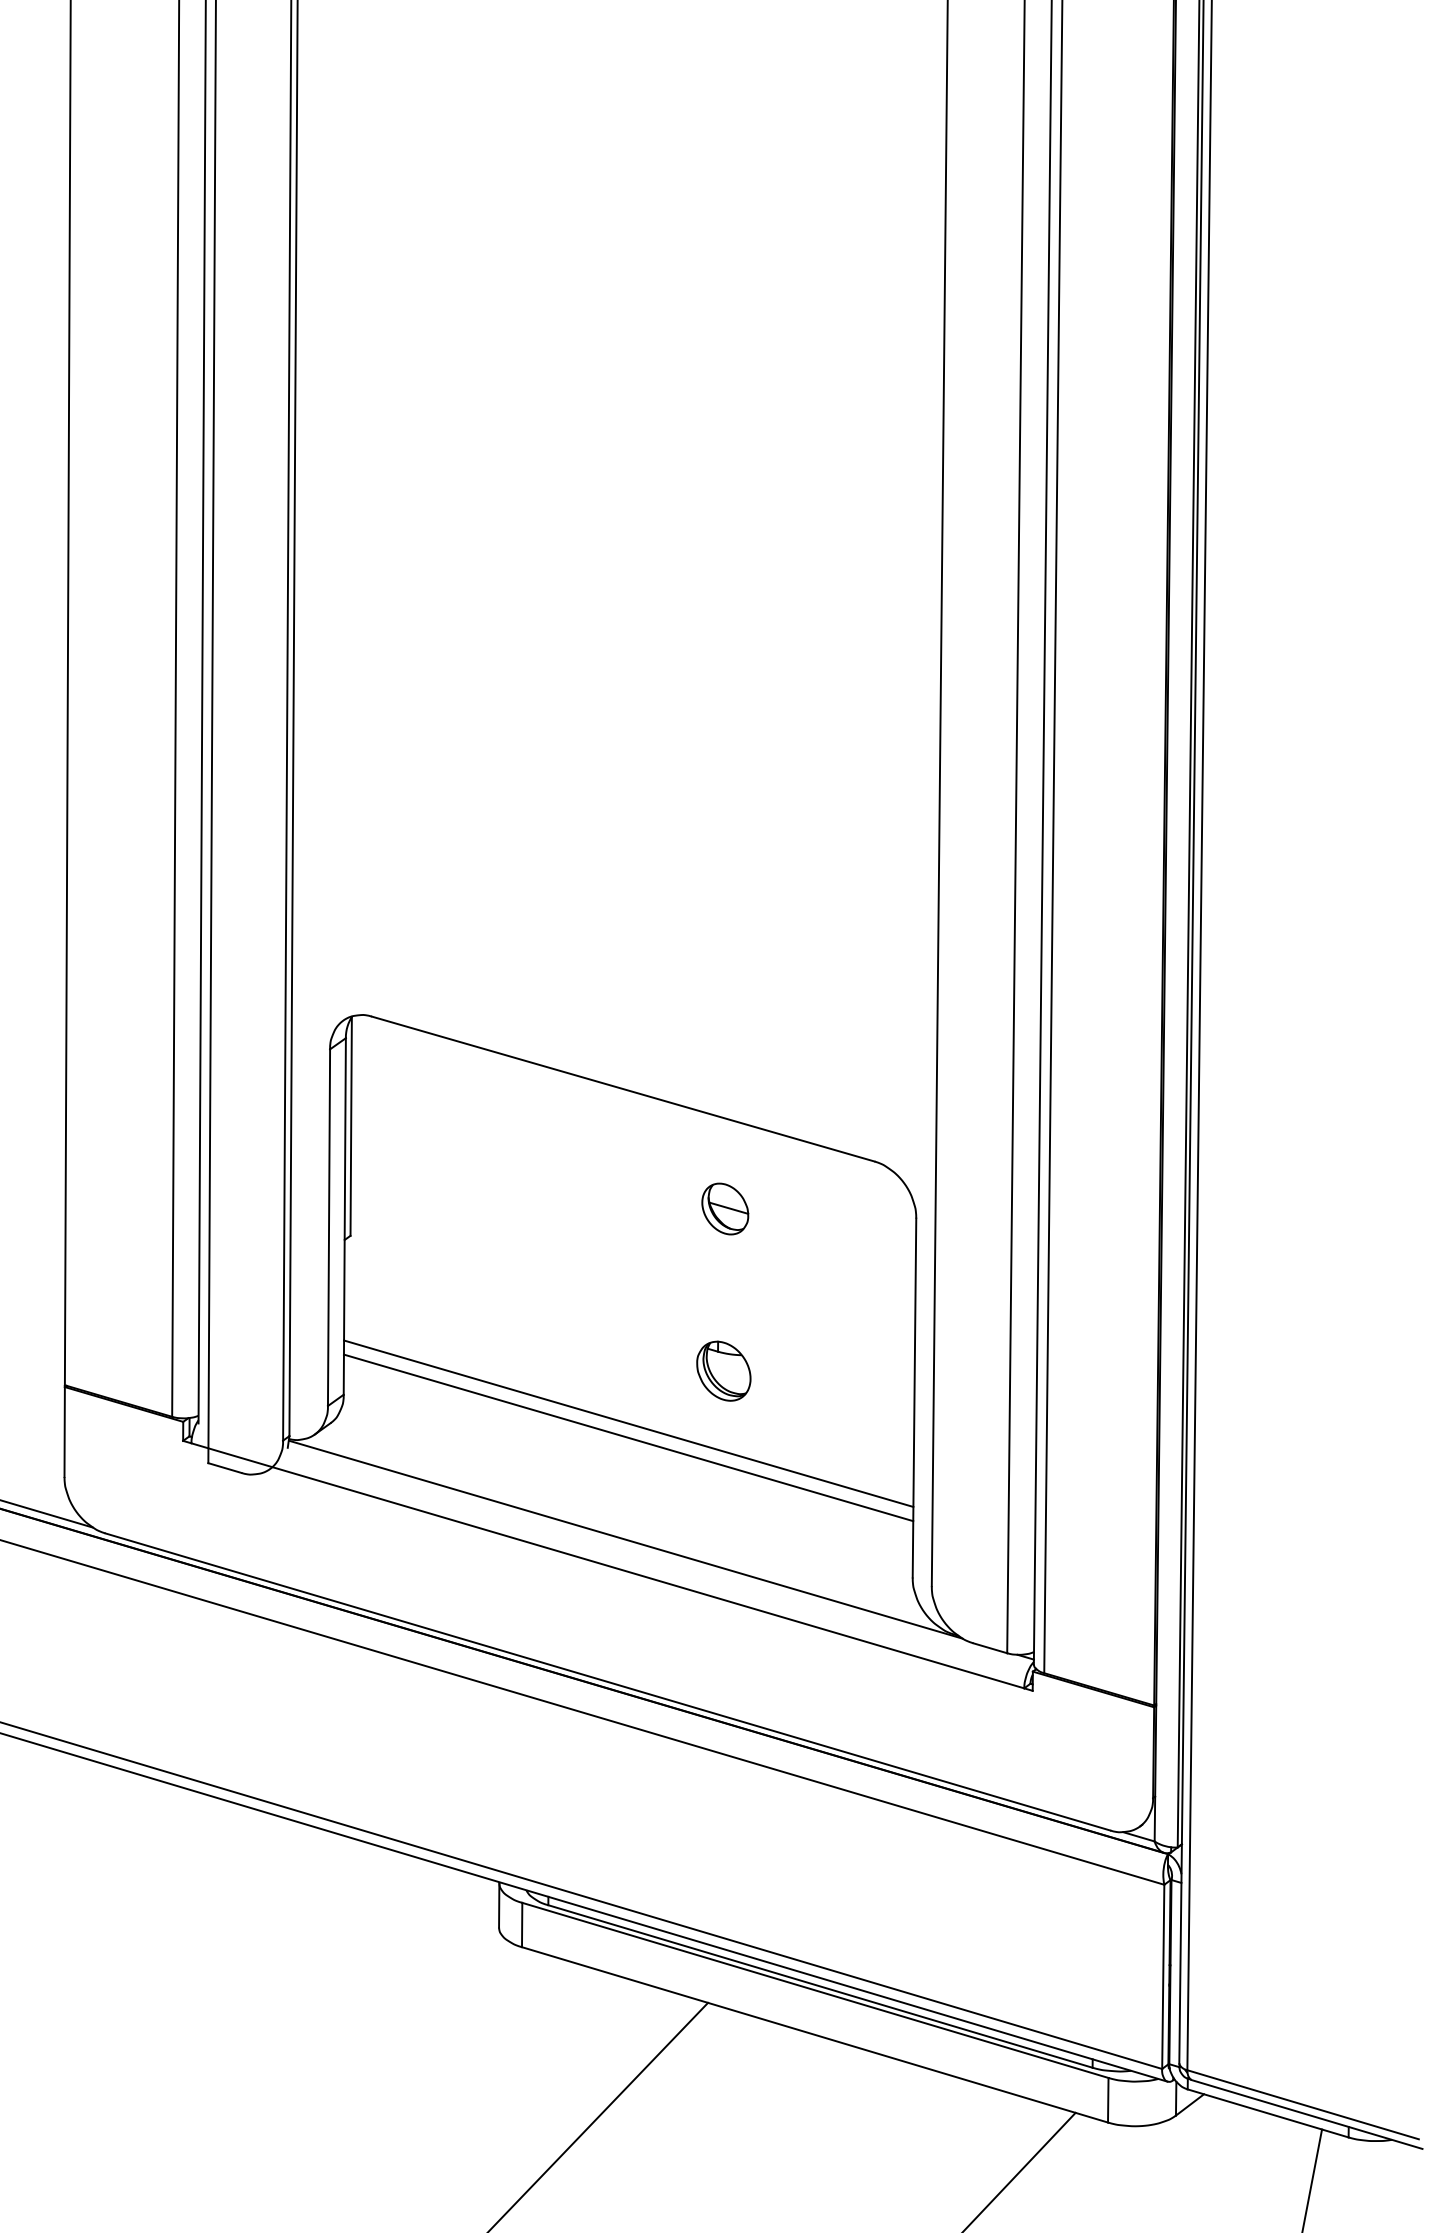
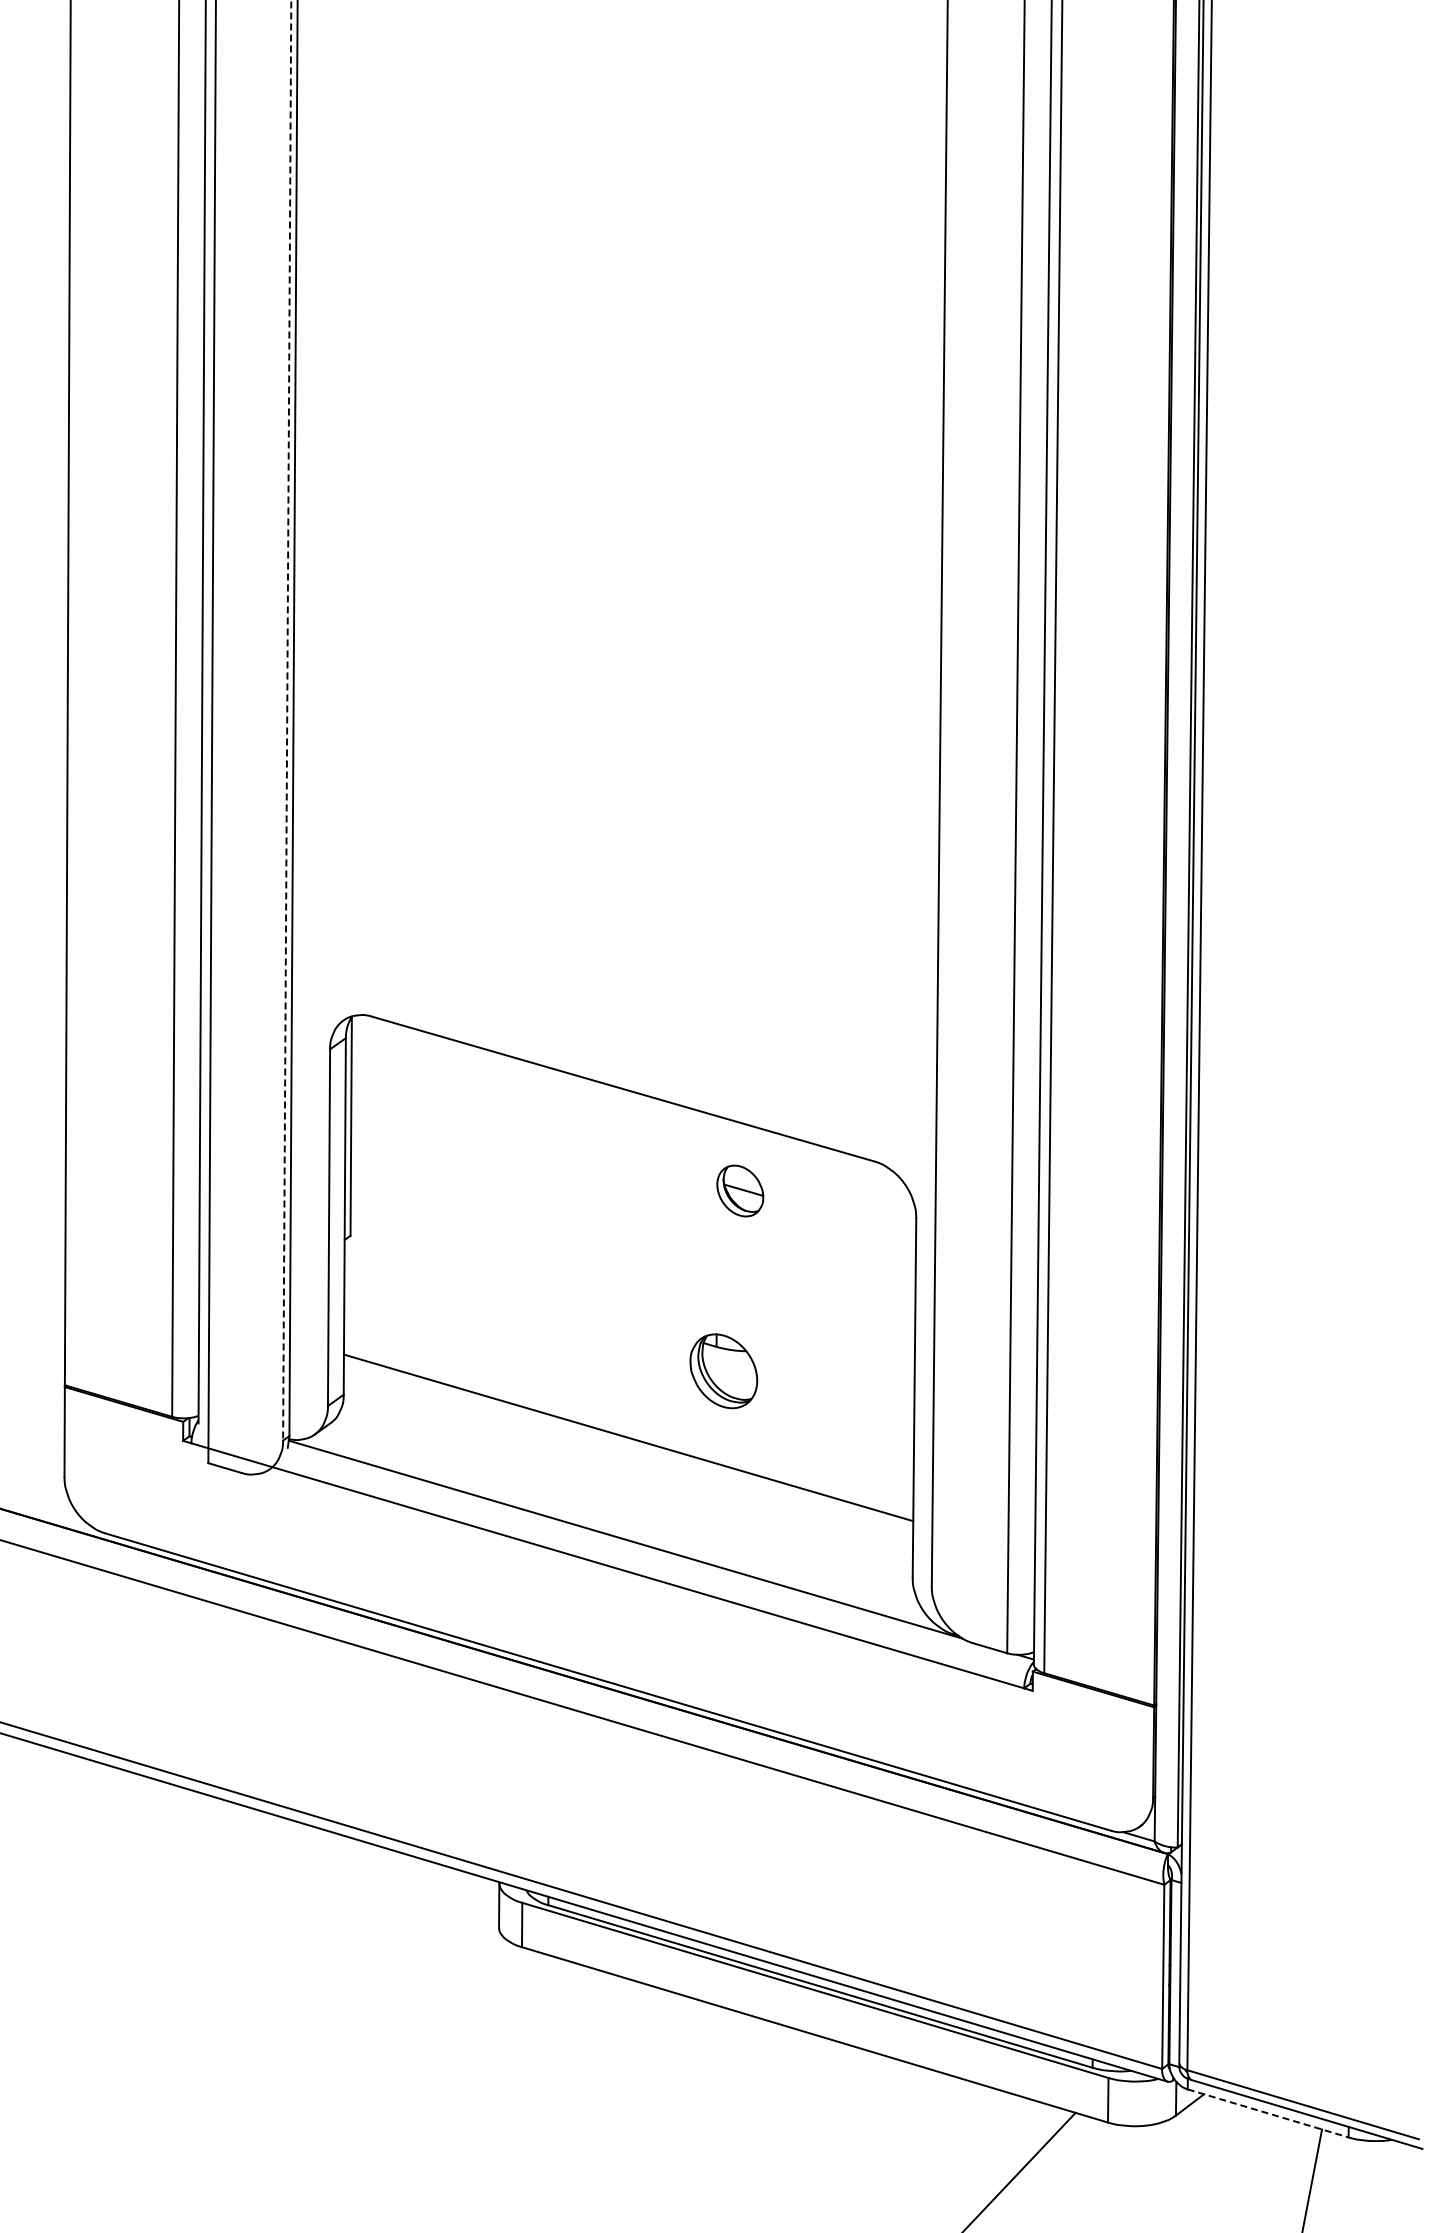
line: solid -> dashed (287, 720)
part position: (725, 1208) -> (740, 1190) (740, 1190)
part size: 56x62 px -> 70x77 px (723, 1371)
line: present -> none (628, 1423)
line: present -> none (47, 1513)
line: solid -> dashed (1268, 2113)
line: present -> none (599, 2115)
